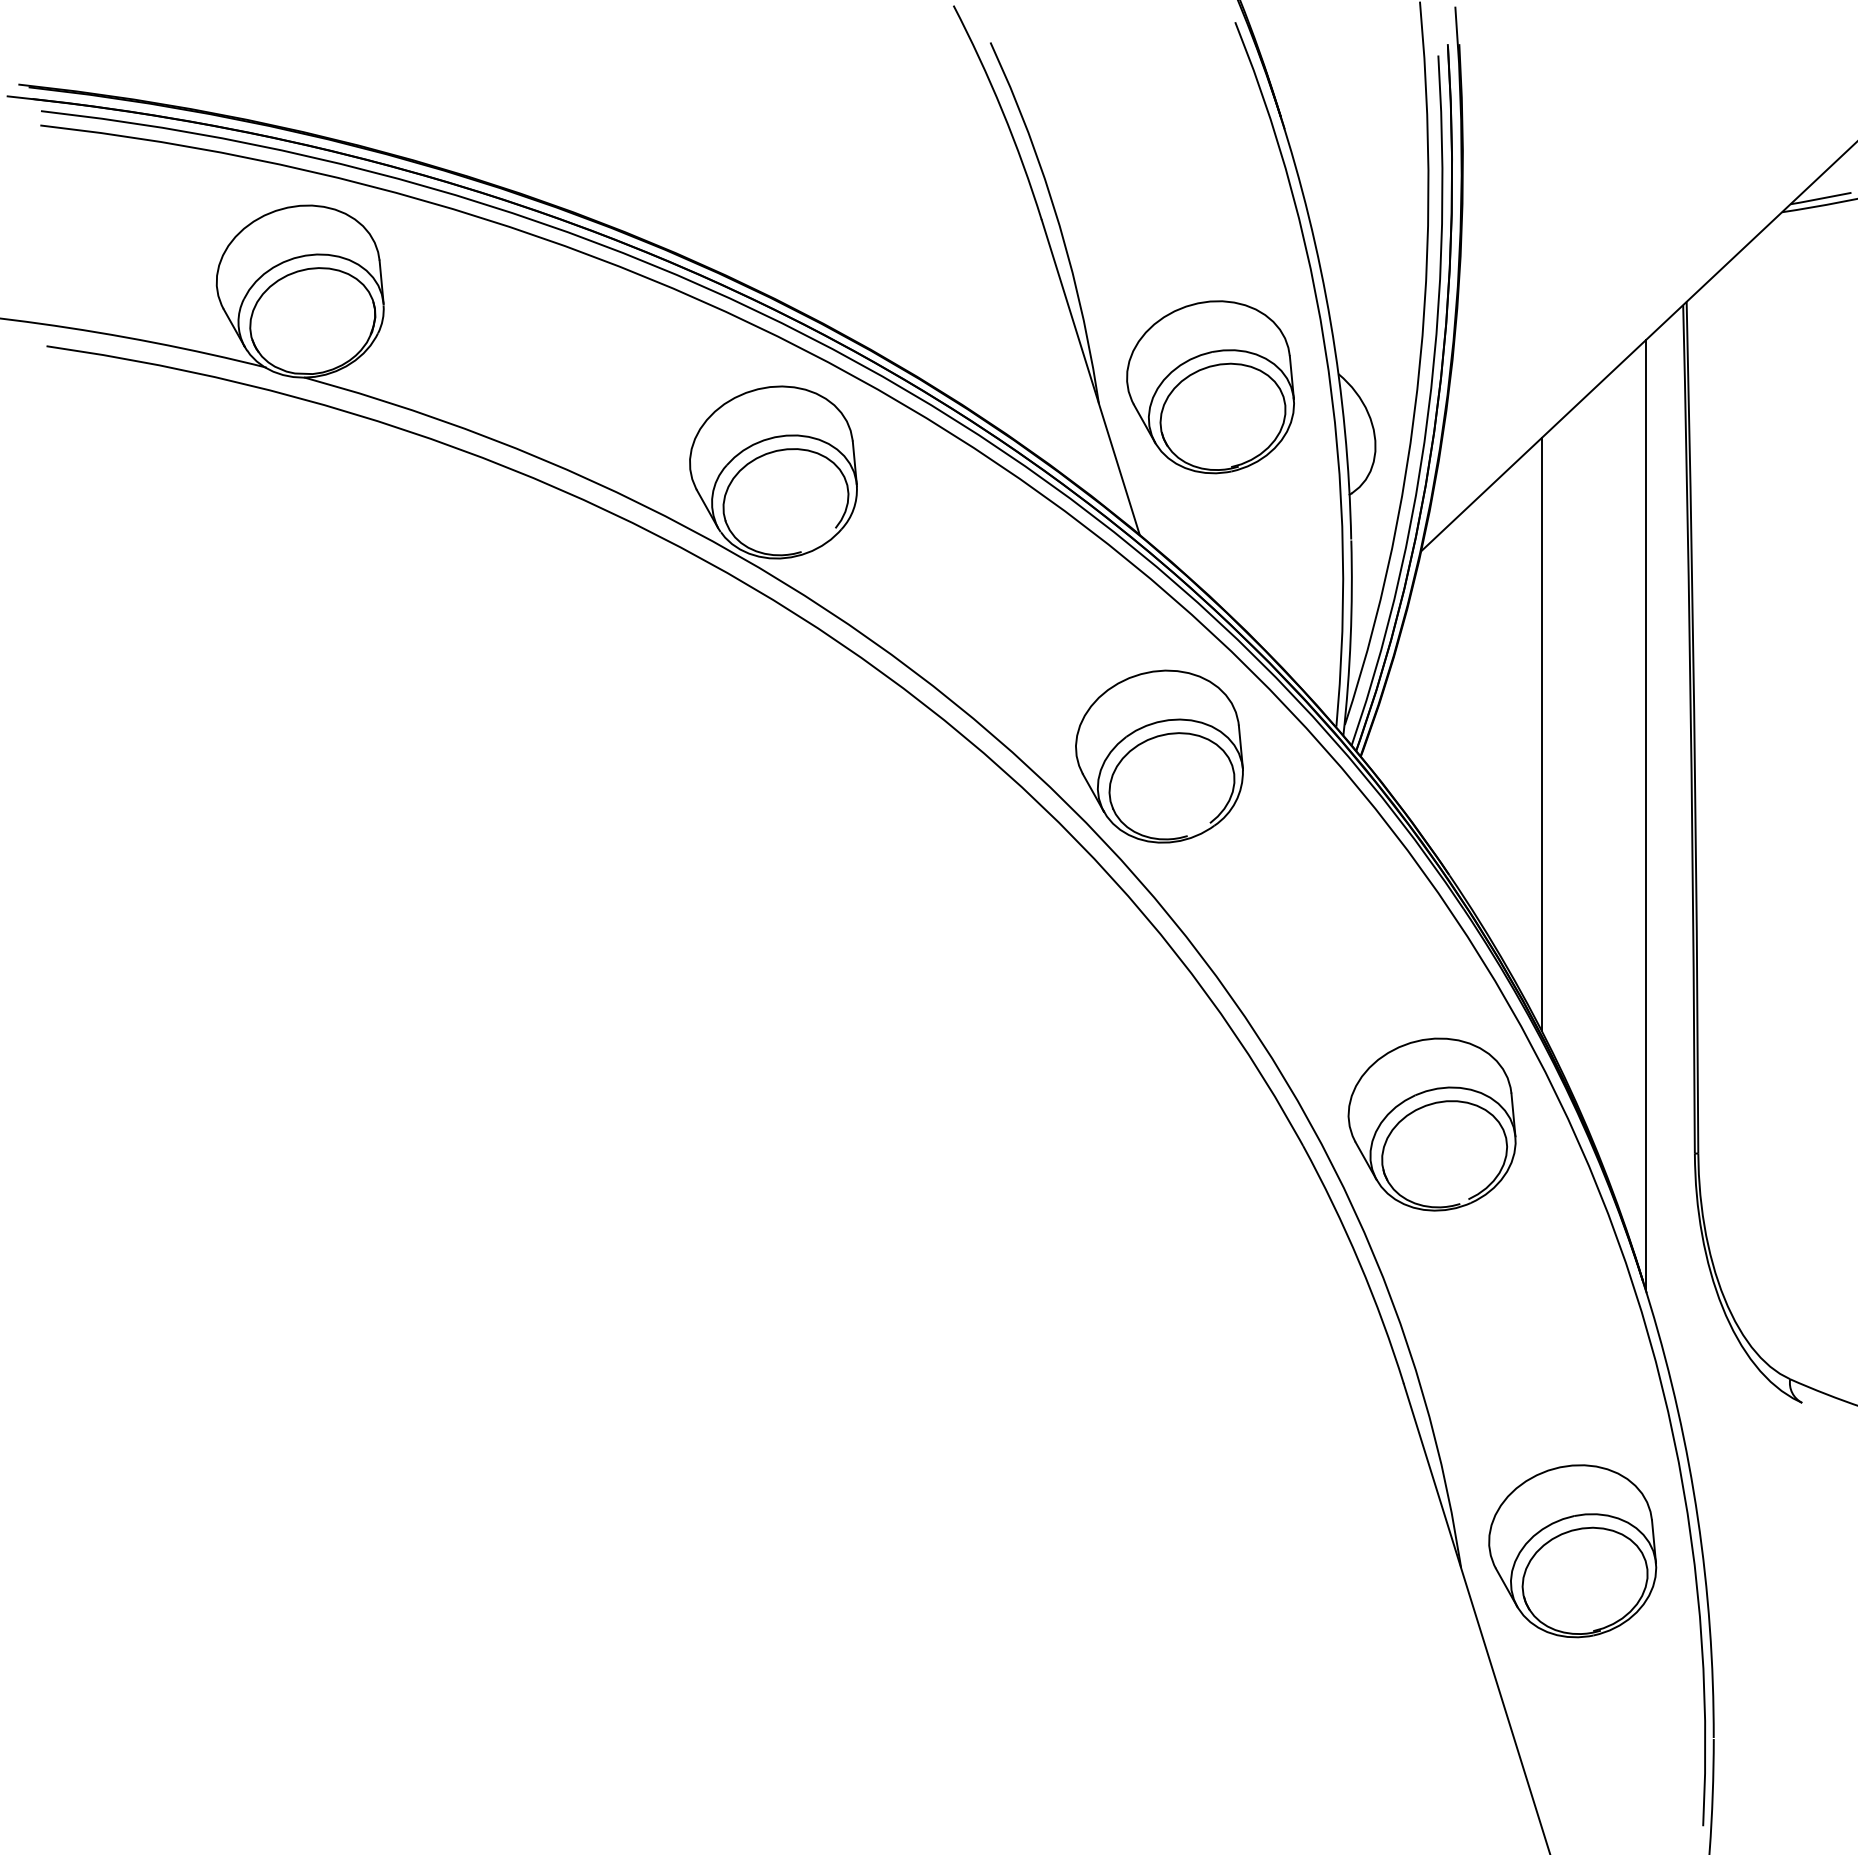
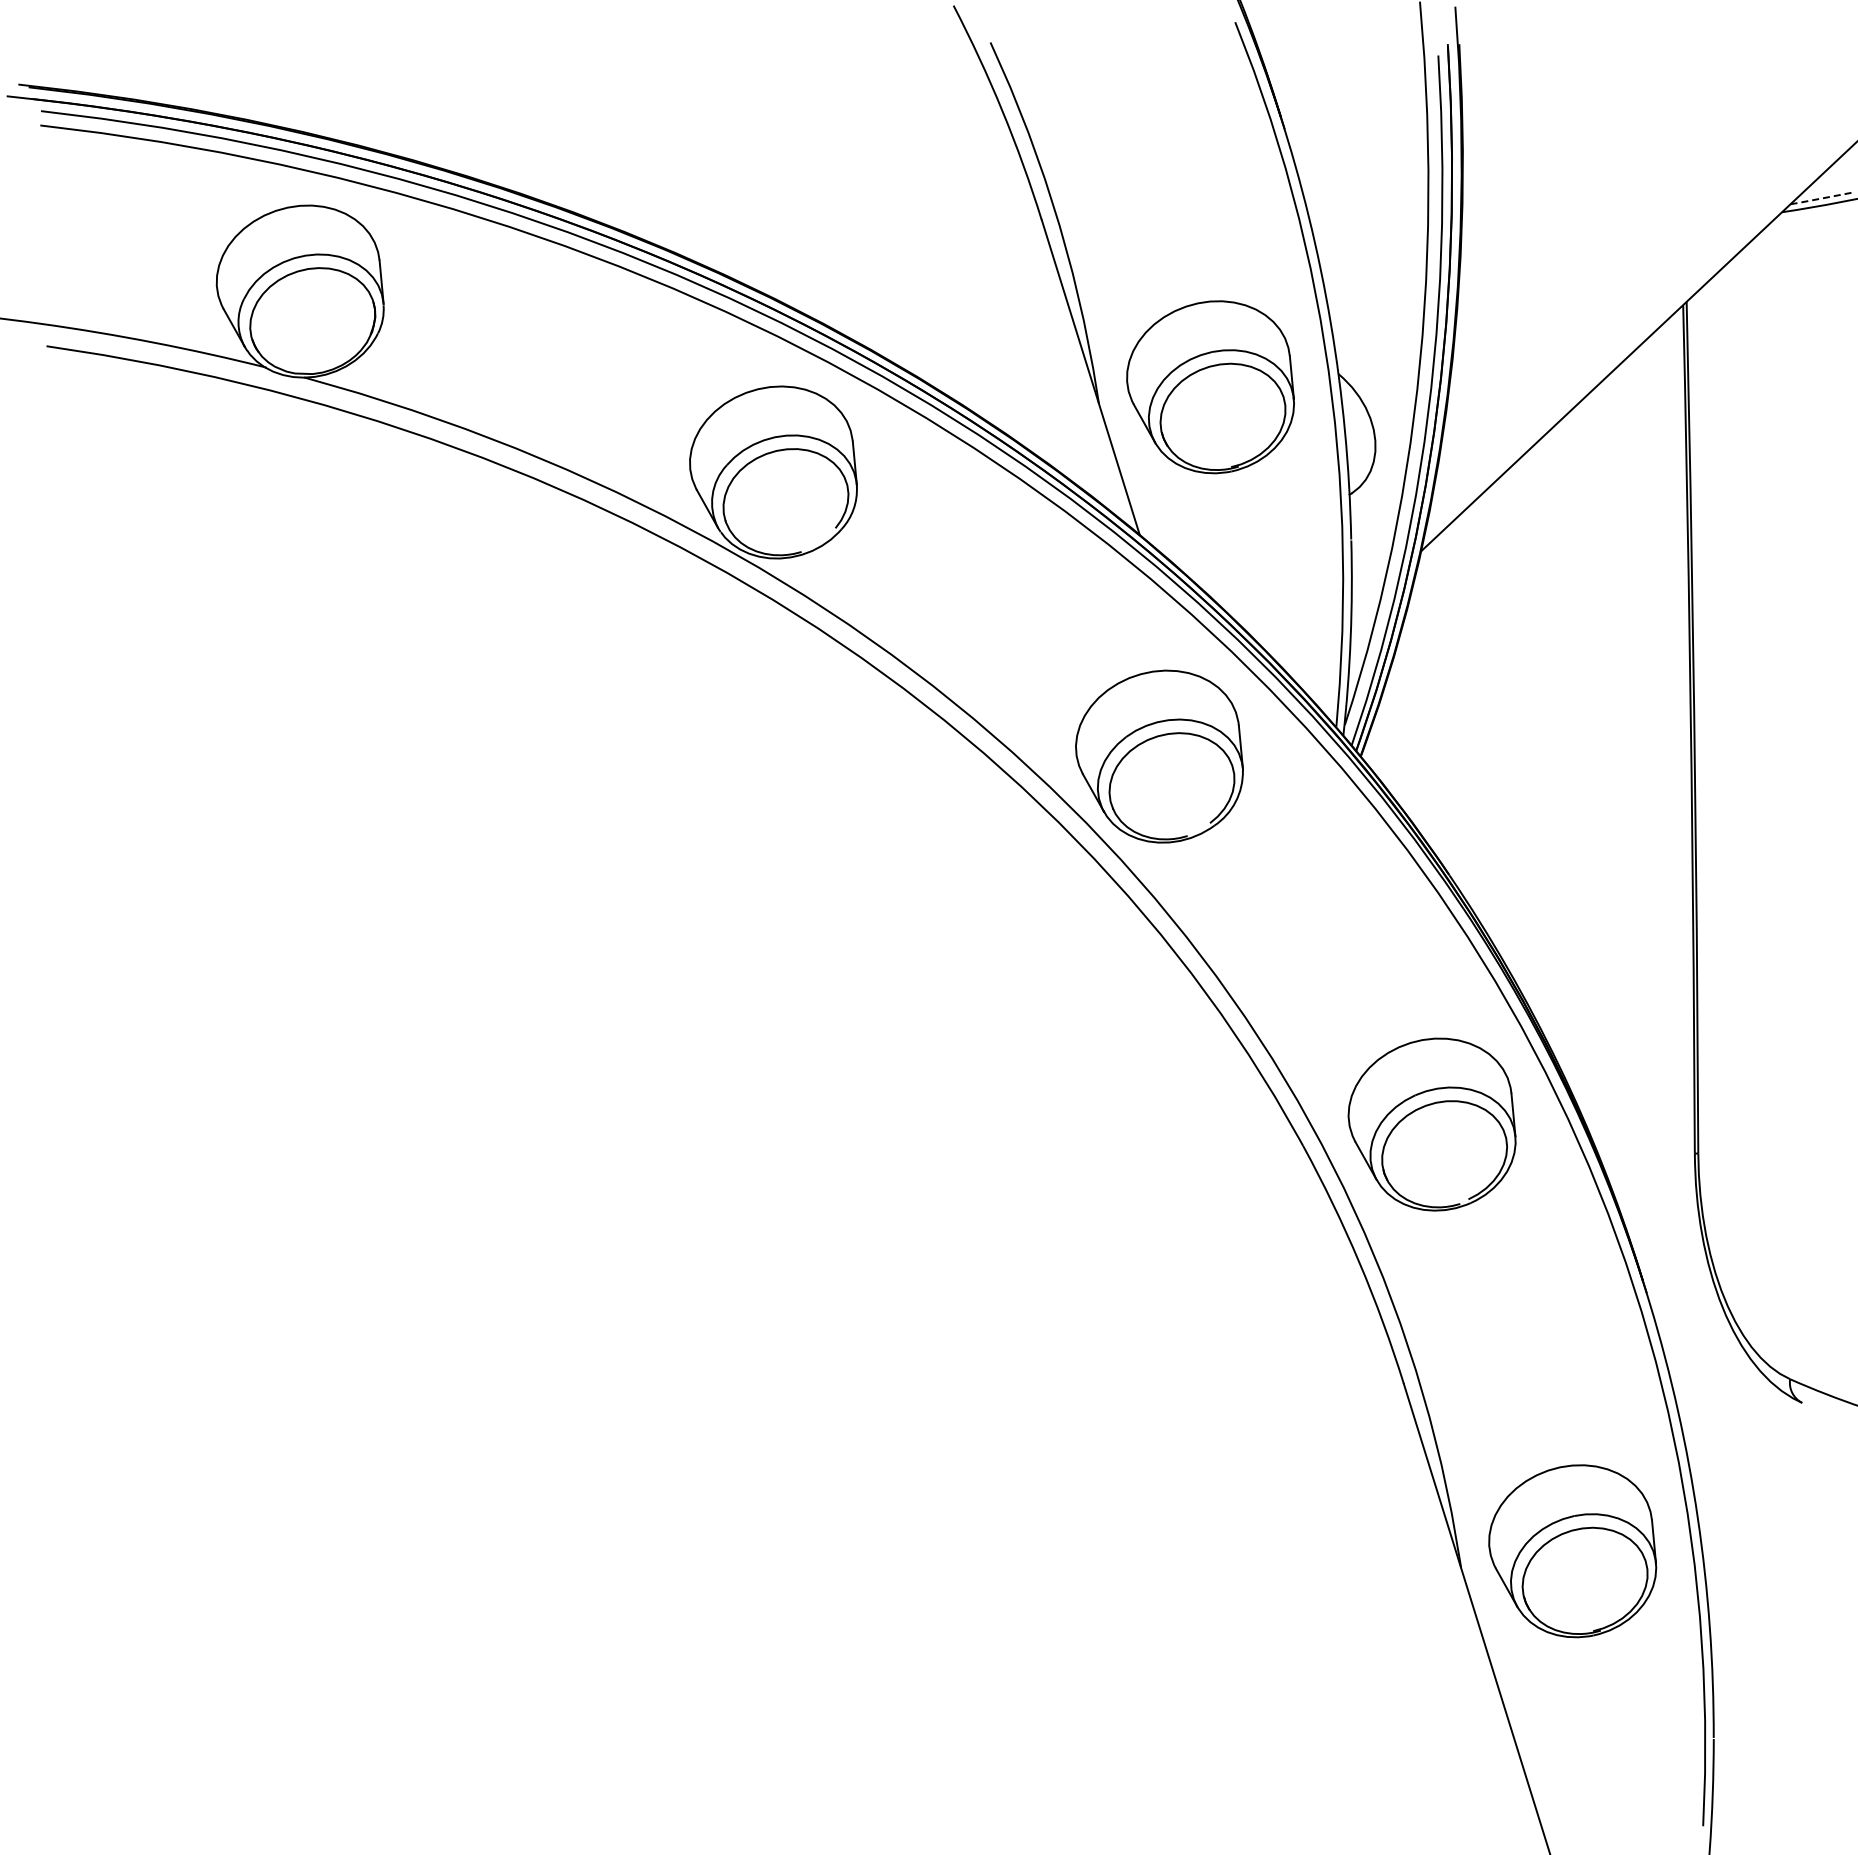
line: solid -> dashed (1820, 198)
line: present -> none (1542, 734)
line: present -> none (1645, 814)
